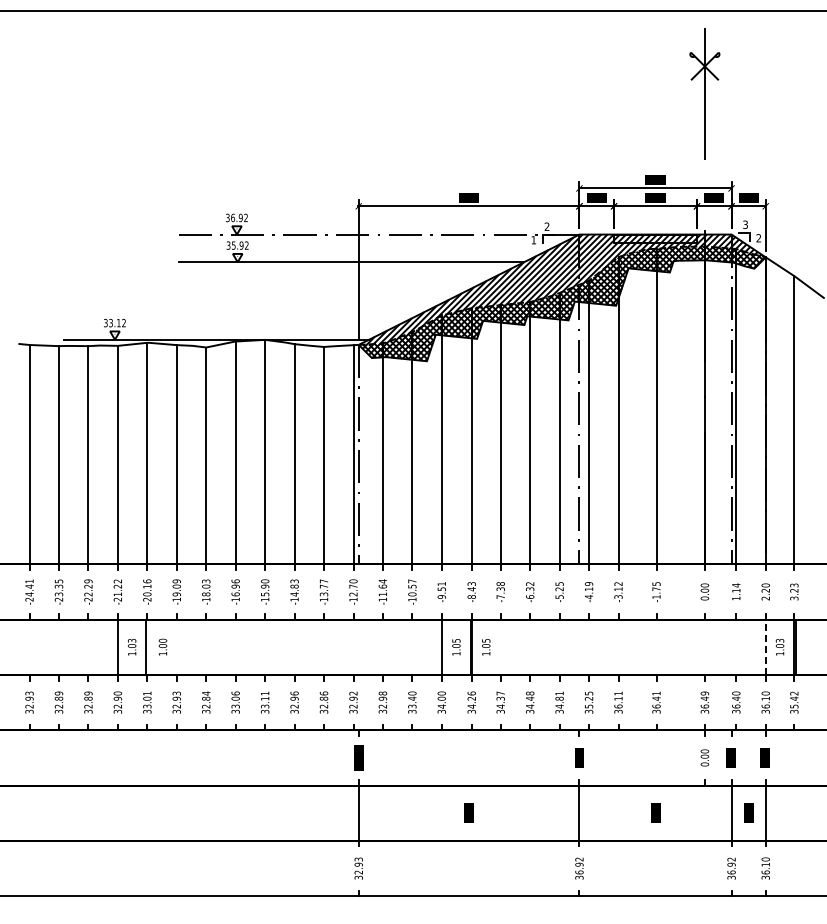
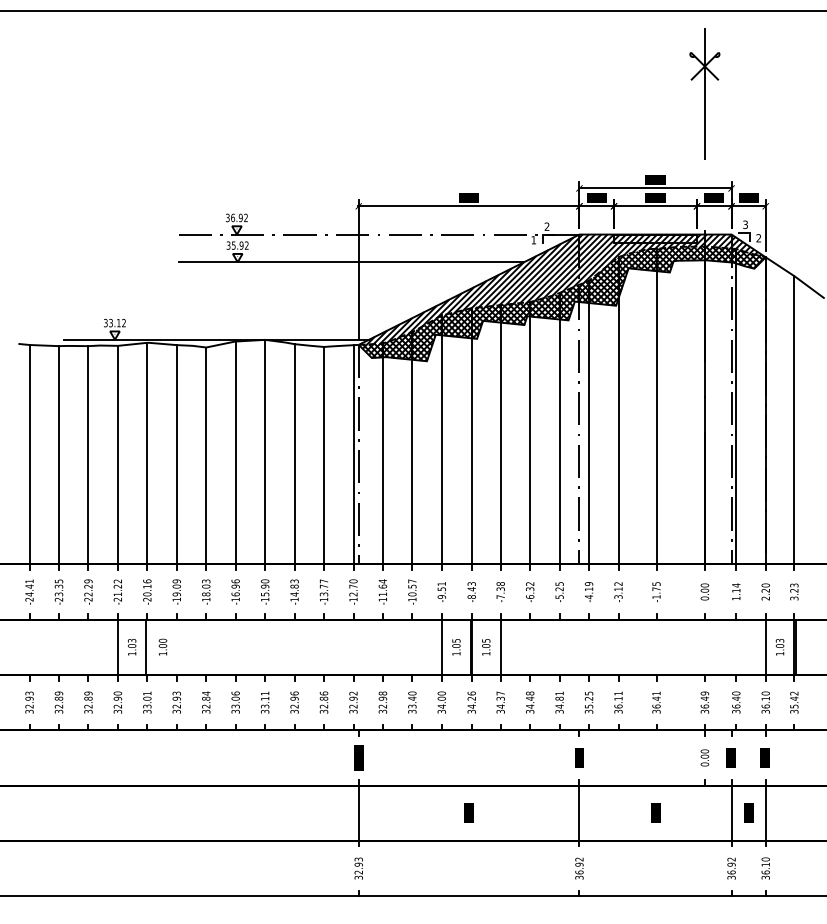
line: none -> present (500, 646)
line: dashed -> solid (765, 647)
